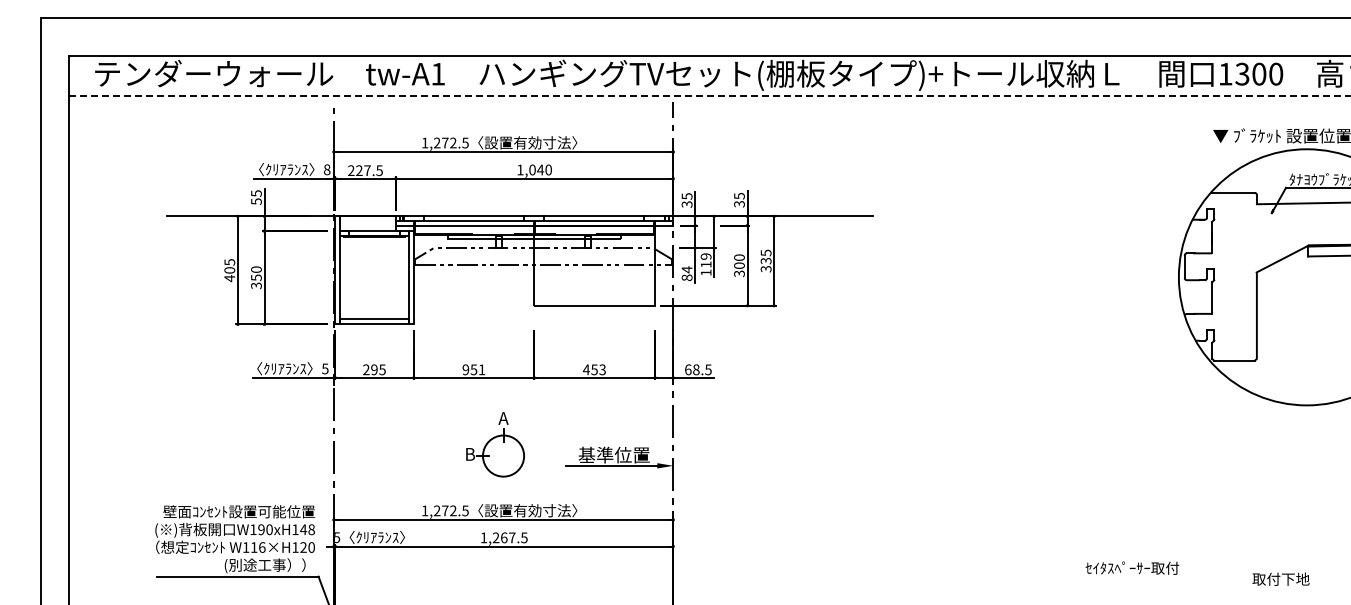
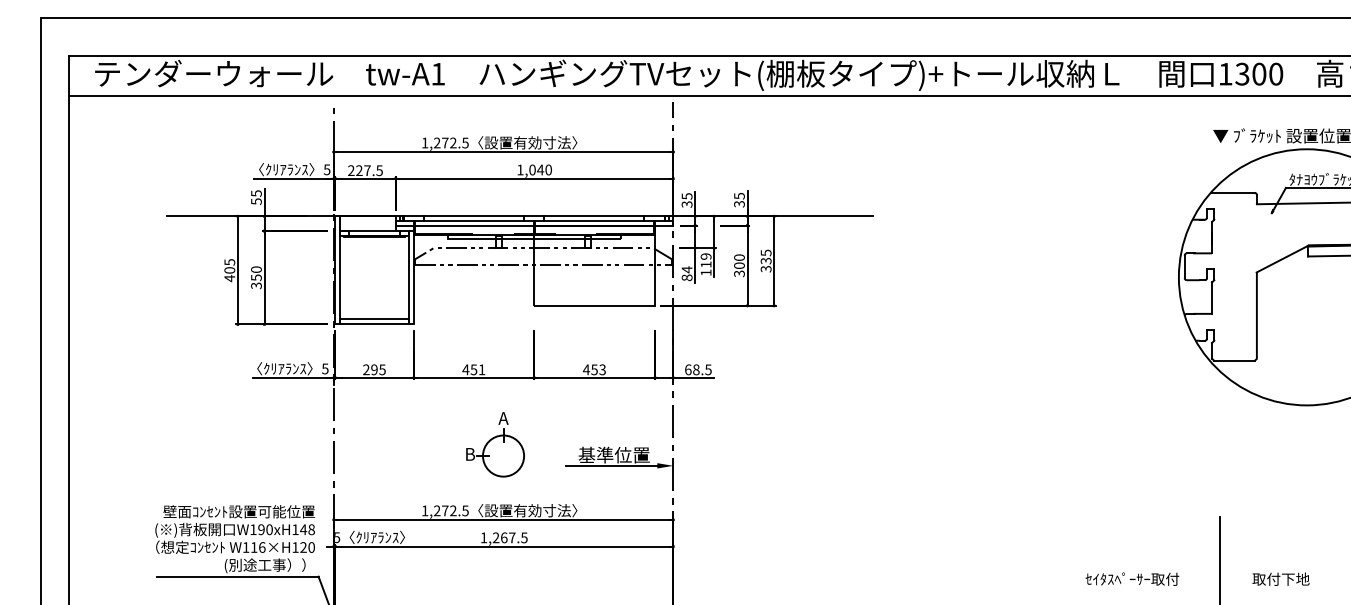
line: dashed -> solid (710, 95)
text: 8 -> 5 (326, 169)
text: 951 -> 451 (465, 369)
line: none -> present (1219, 558)
text position: (1132, 567) -> (1132, 578) (1132, 578)
